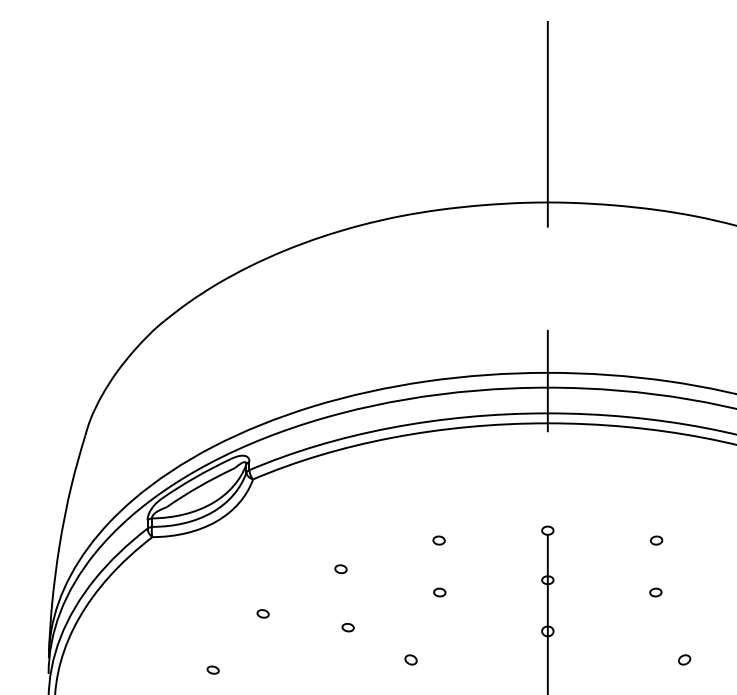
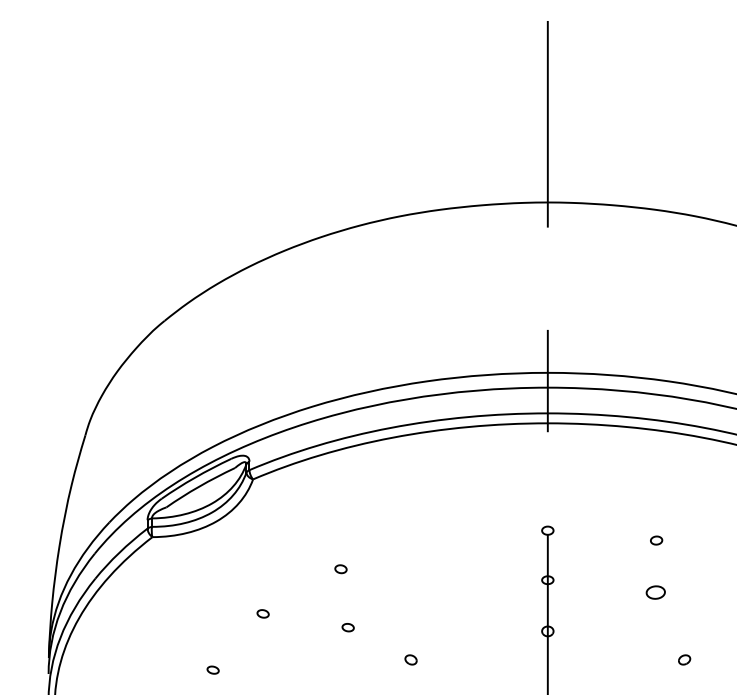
part: present -> none (438, 540)
part: present -> none (439, 592)
part size: 14x11 px -> 21x15 px (655, 592)
